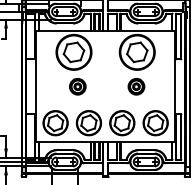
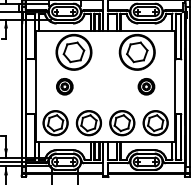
part position: (77, 86) -> (64, 86) (64, 86)
part position: (136, 86) -> (146, 86) (146, 86)
